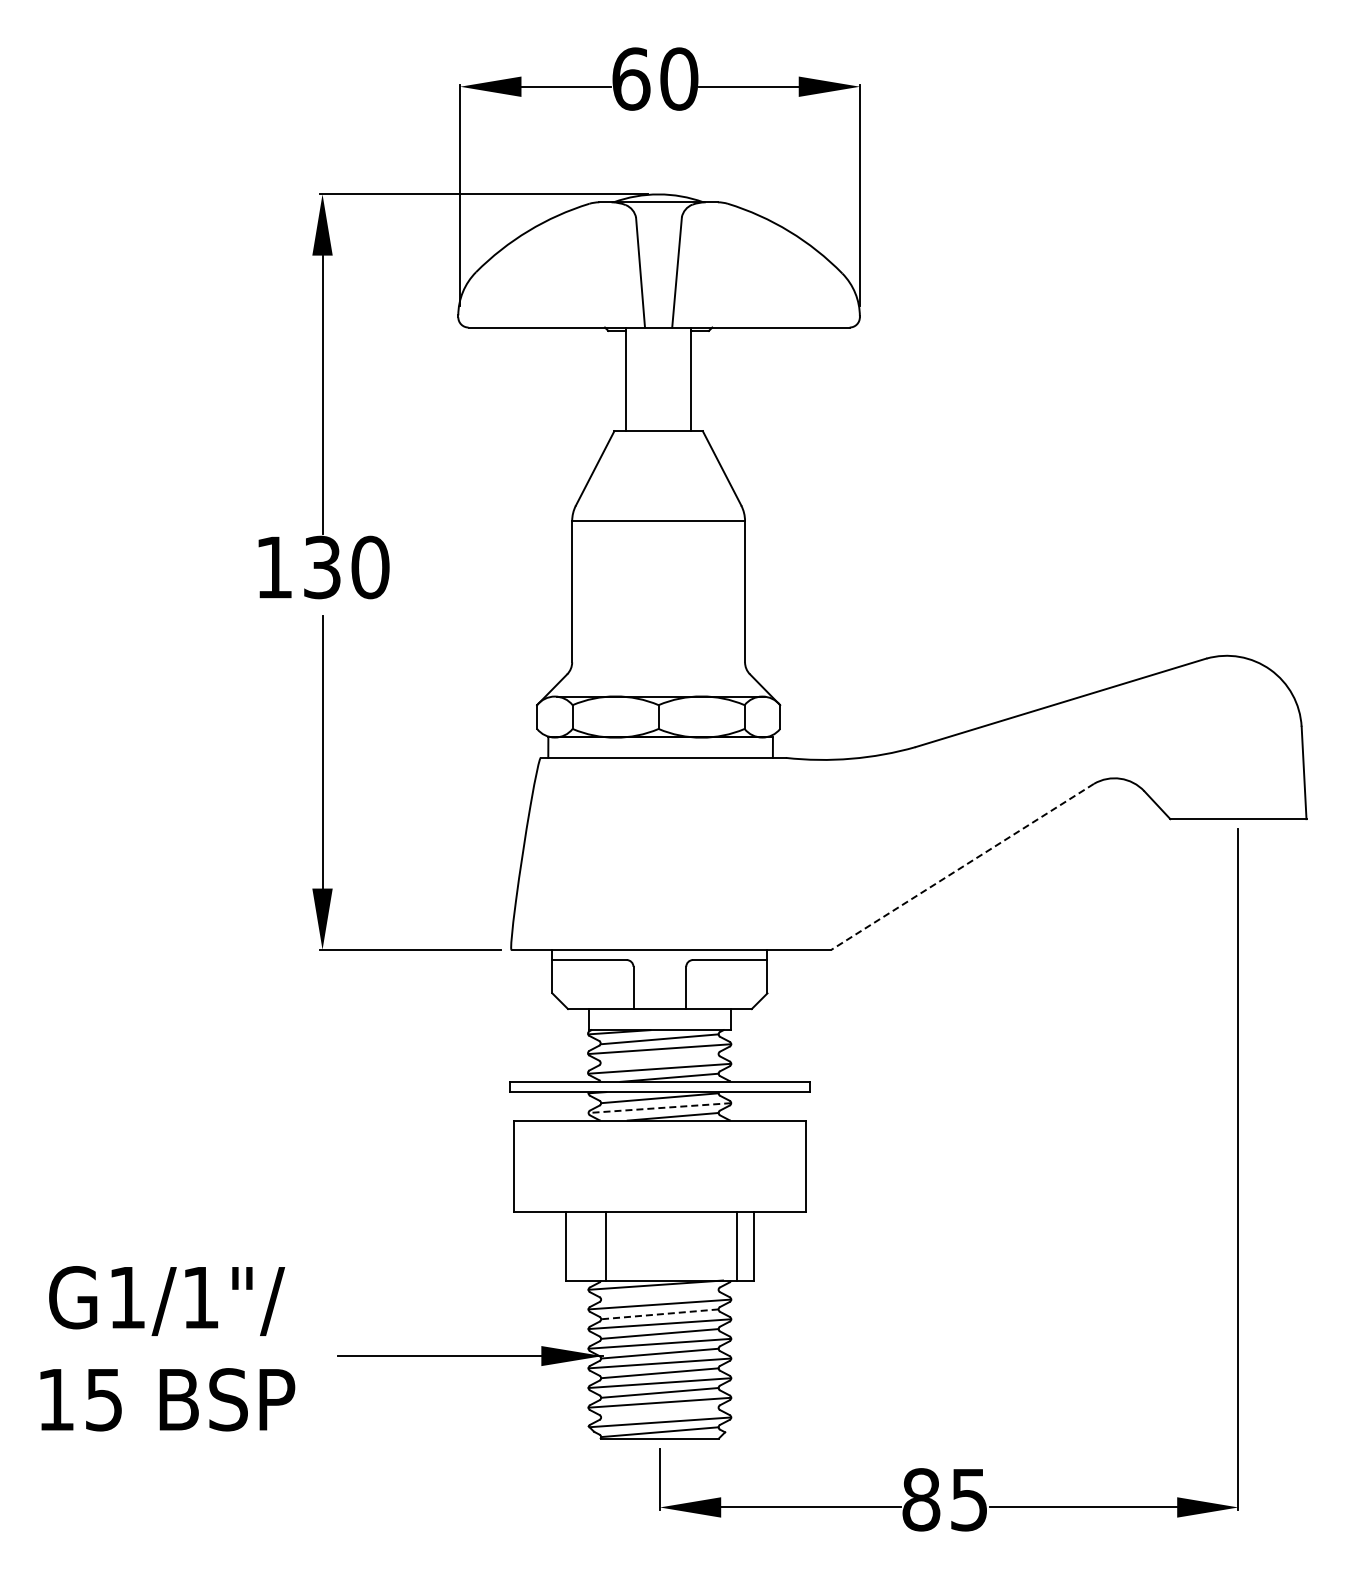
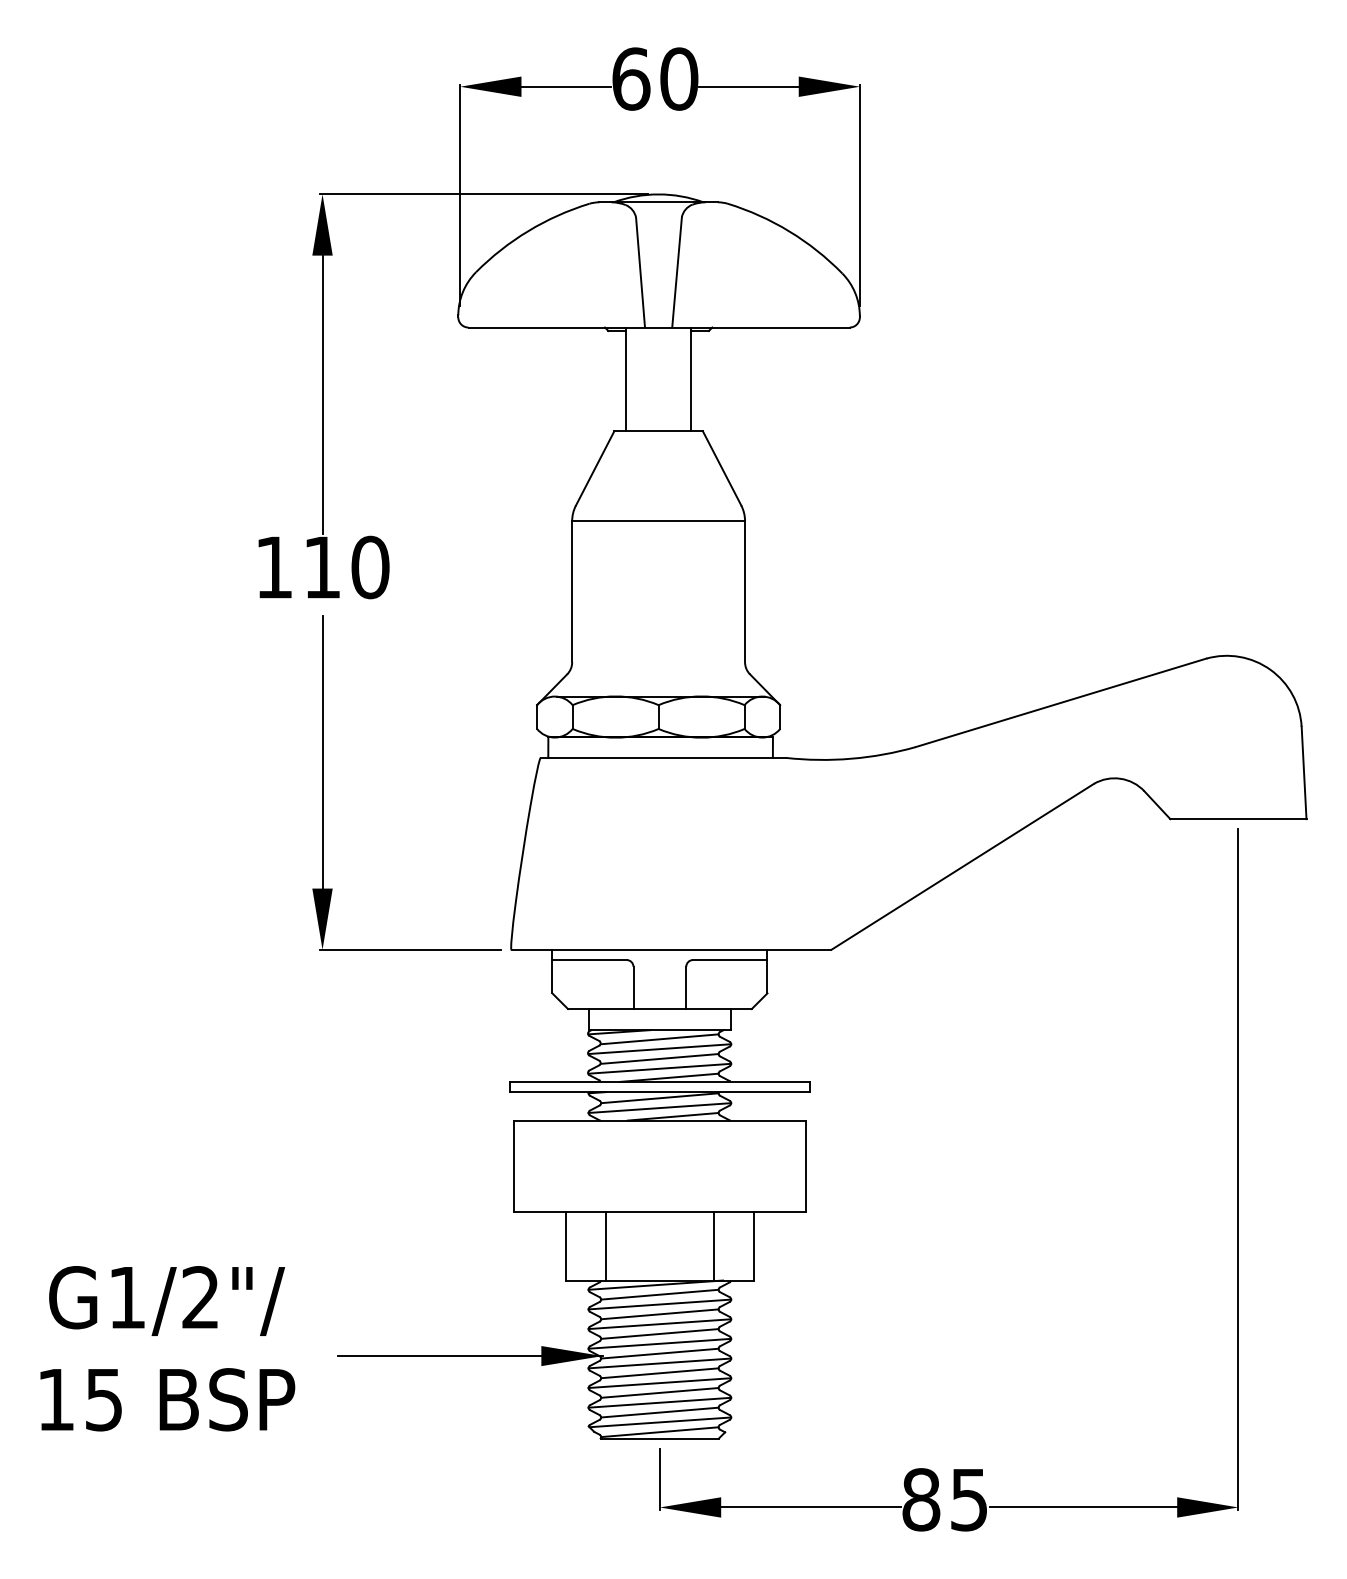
text: 130 -> 110 (322, 567)
line: dashed -> solid (962, 867)
line: none -> present (659, 1058)
line: dashed -> solid (659, 1108)
line position: (736, 1246) -> (713, 1246) (713, 1246)
line: none -> present (659, 1294)
text: G1/1"/ -> G1/2"/ (200, 1297)
line: dashed -> solid (659, 1314)
line: none -> present (659, 1412)
